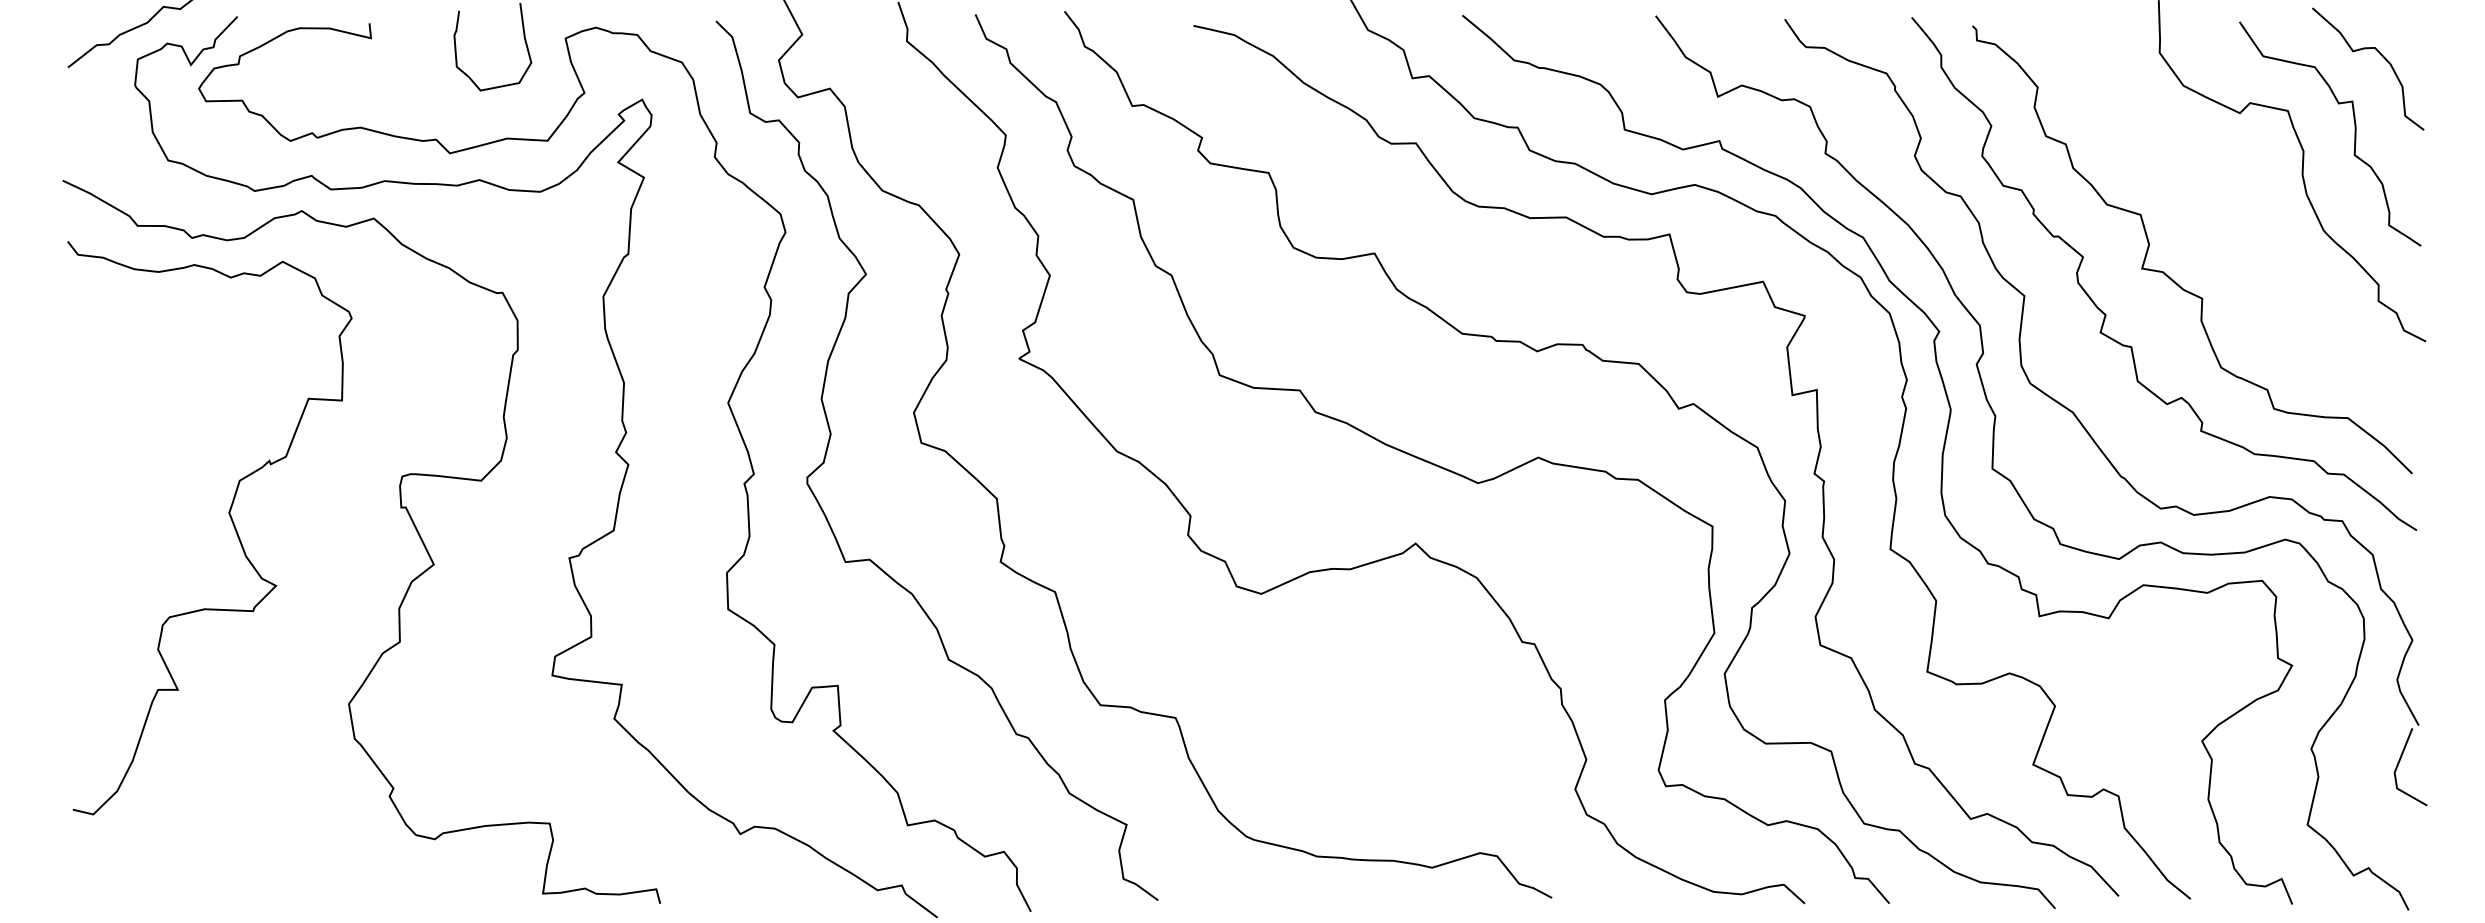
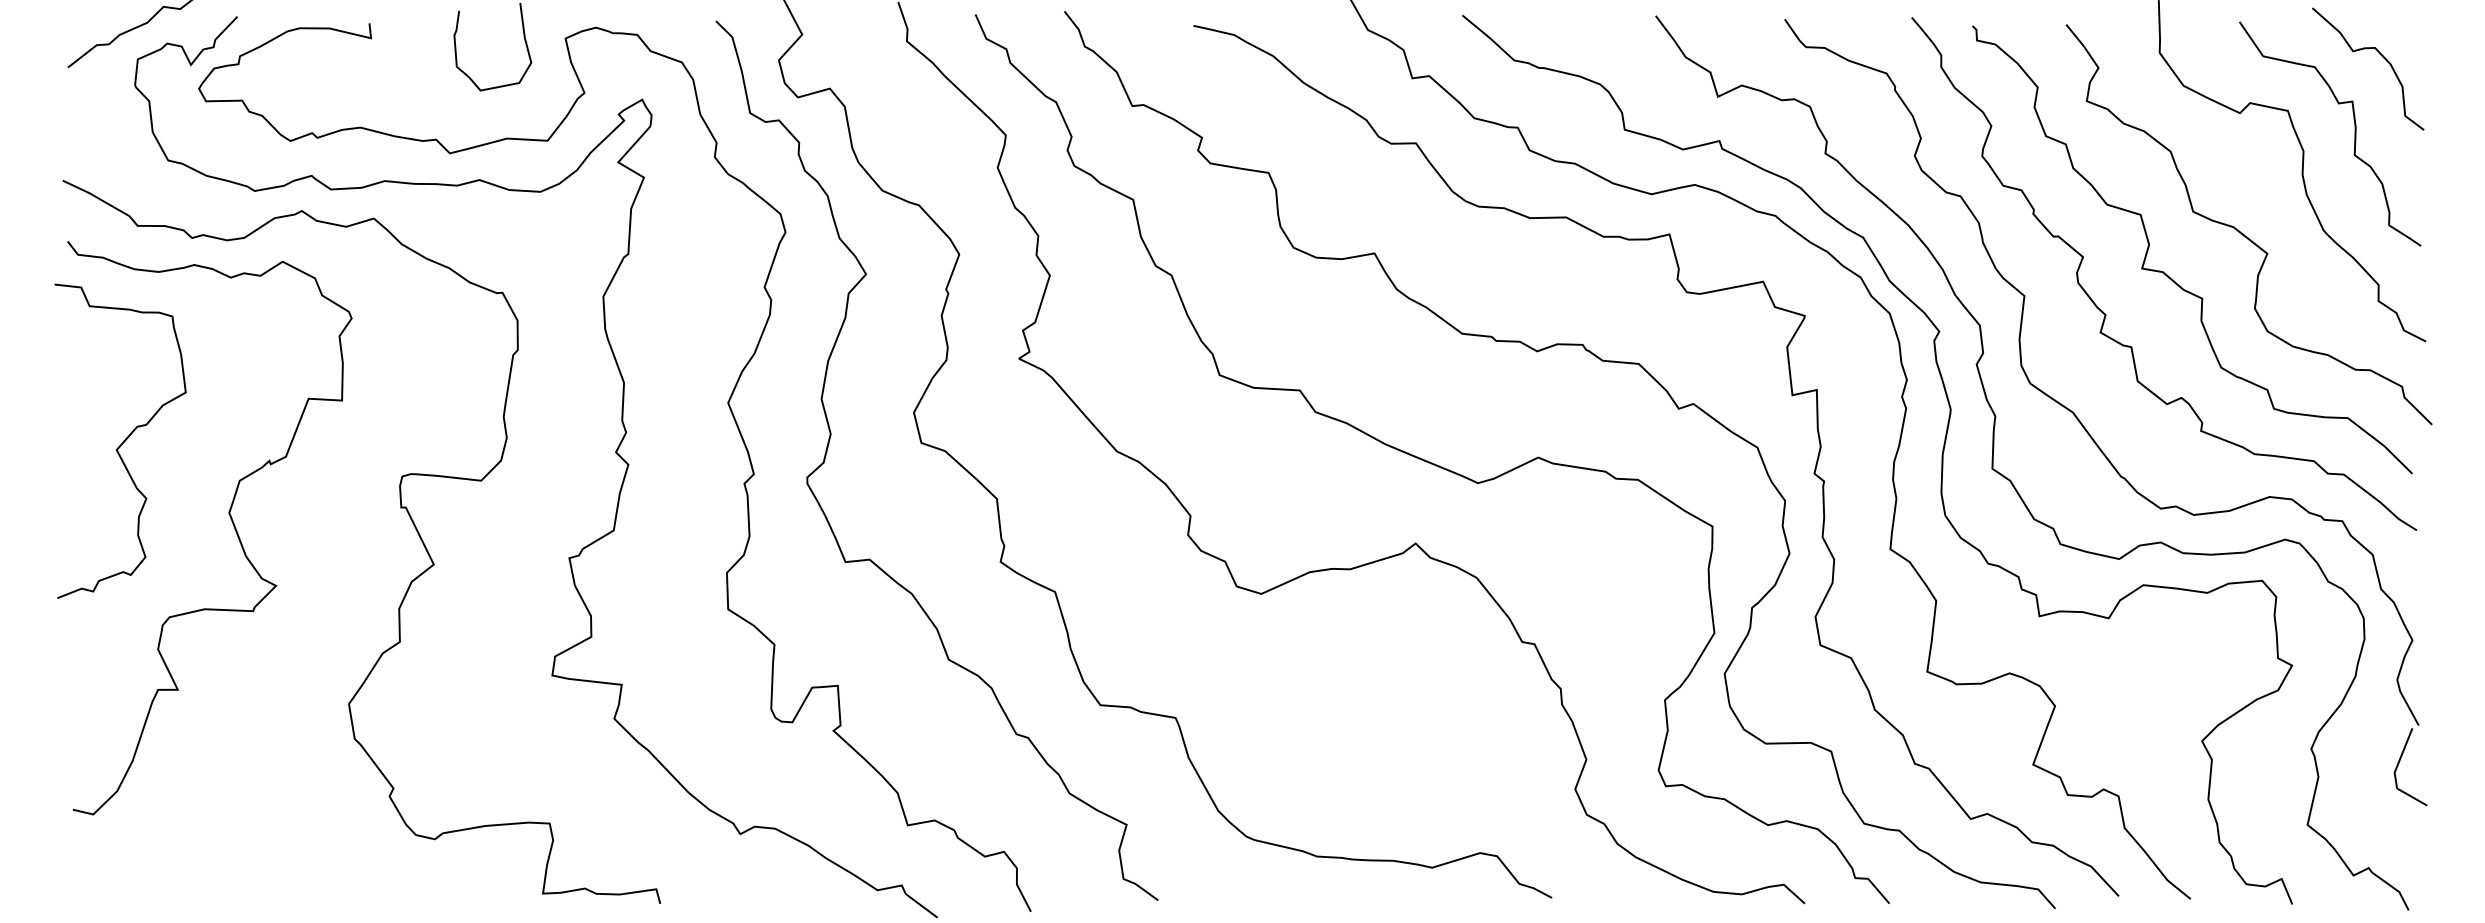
curve: none -> present (2243, 233)
curve: none -> present (122, 441)
